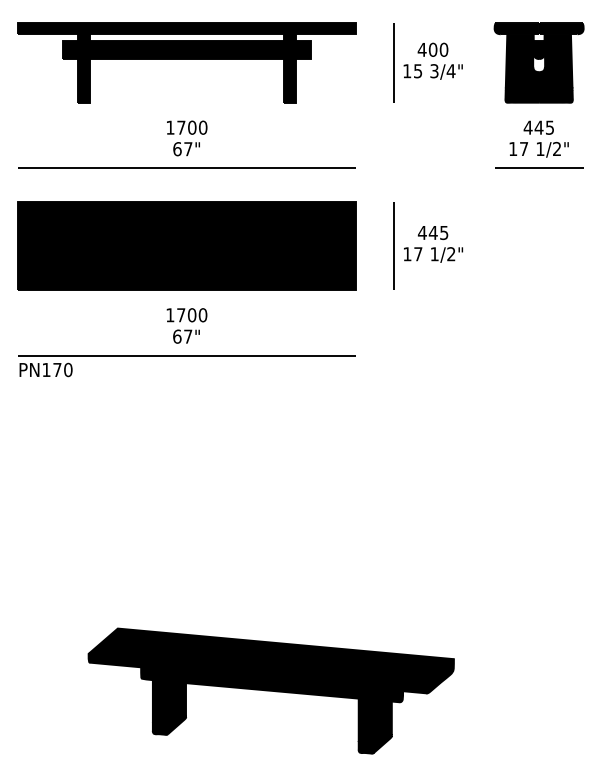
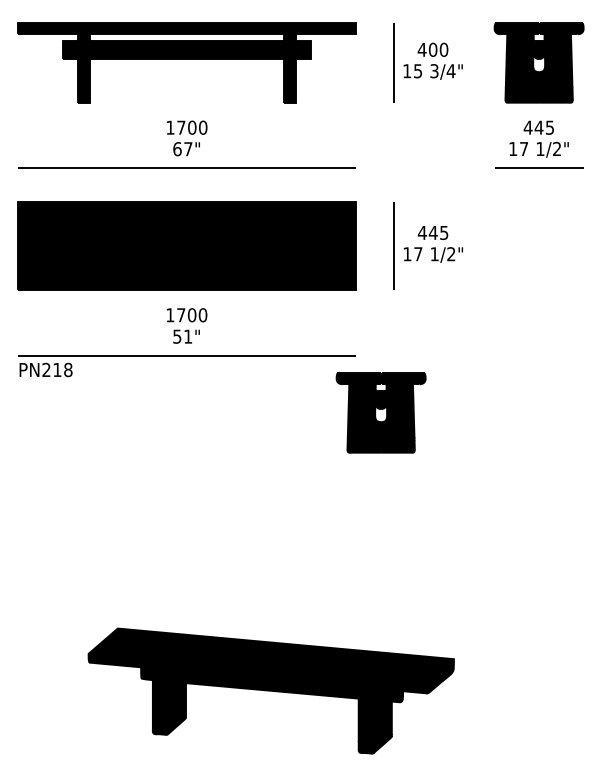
text: 67" -> 51" (182, 336)
text: PN170 -> PN218 (57, 369)
part: none -> present (380, 412)
